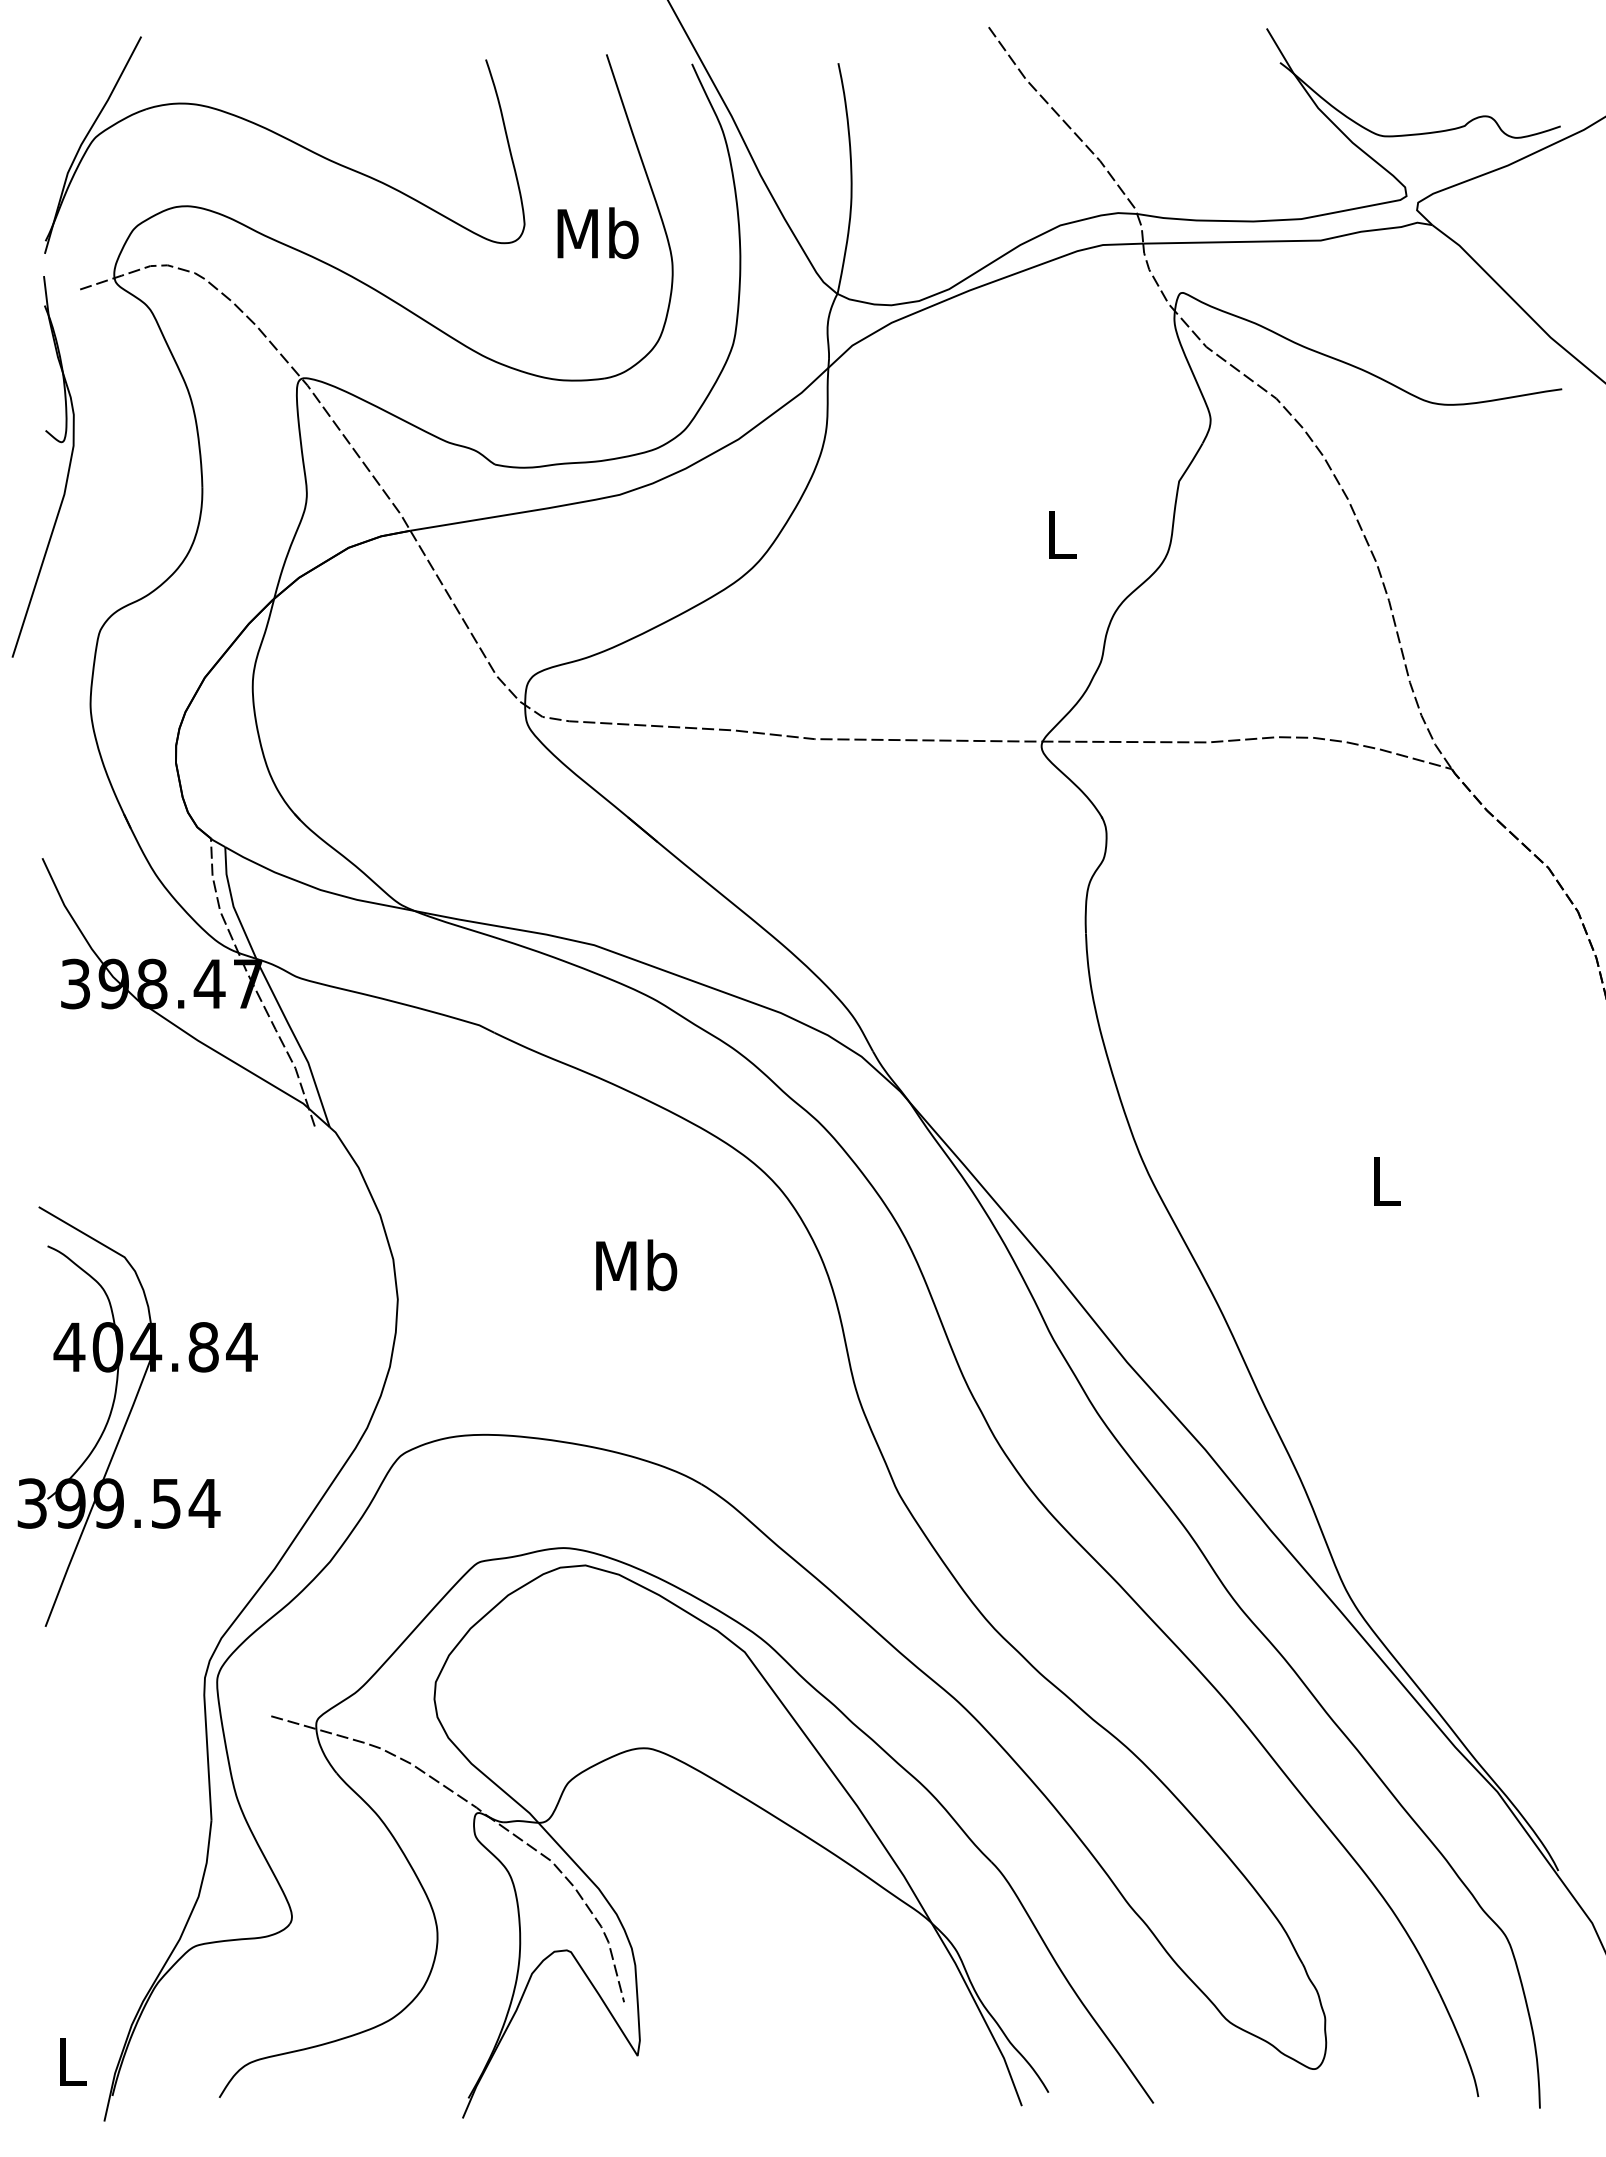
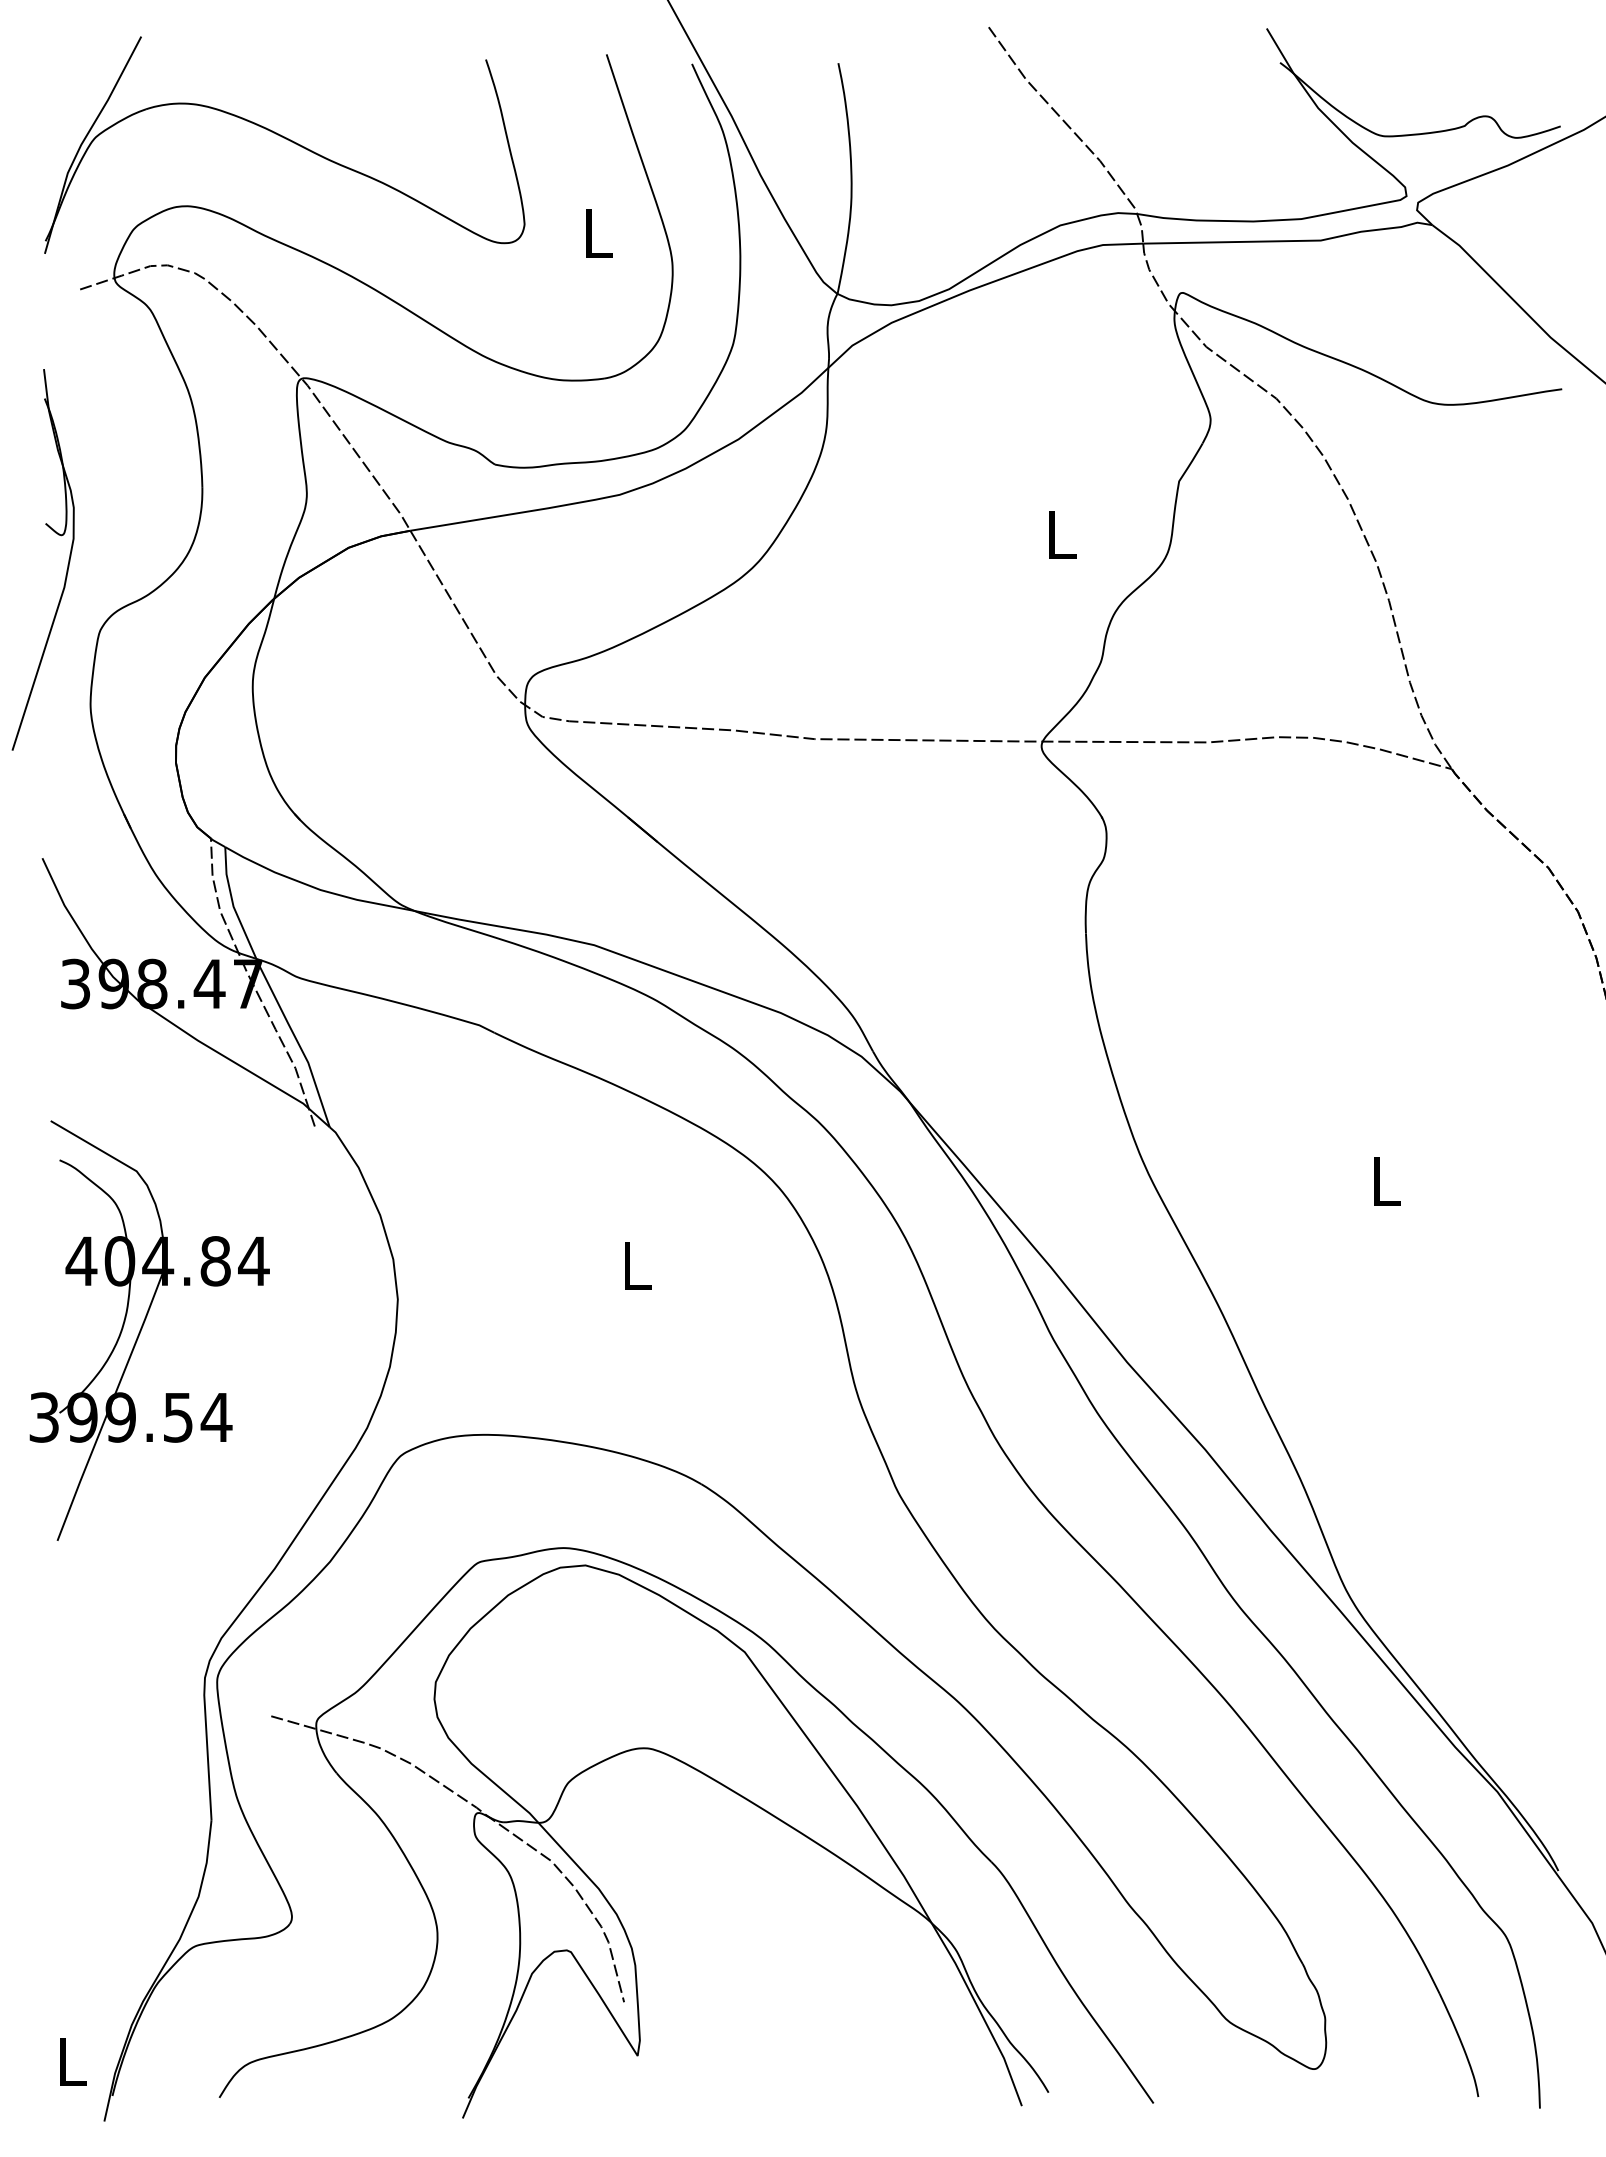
text: Mb -> L (597, 233)
part position: (67, 471) -> (67, 564) (67, 564)
text: Mb -> L (636, 1265)
part position: (131, 1412) -> (143, 1326) (143, 1326)
